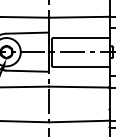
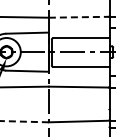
line: solid -> dashed (79, 17)
line: solid -> dashed (24, 121)
